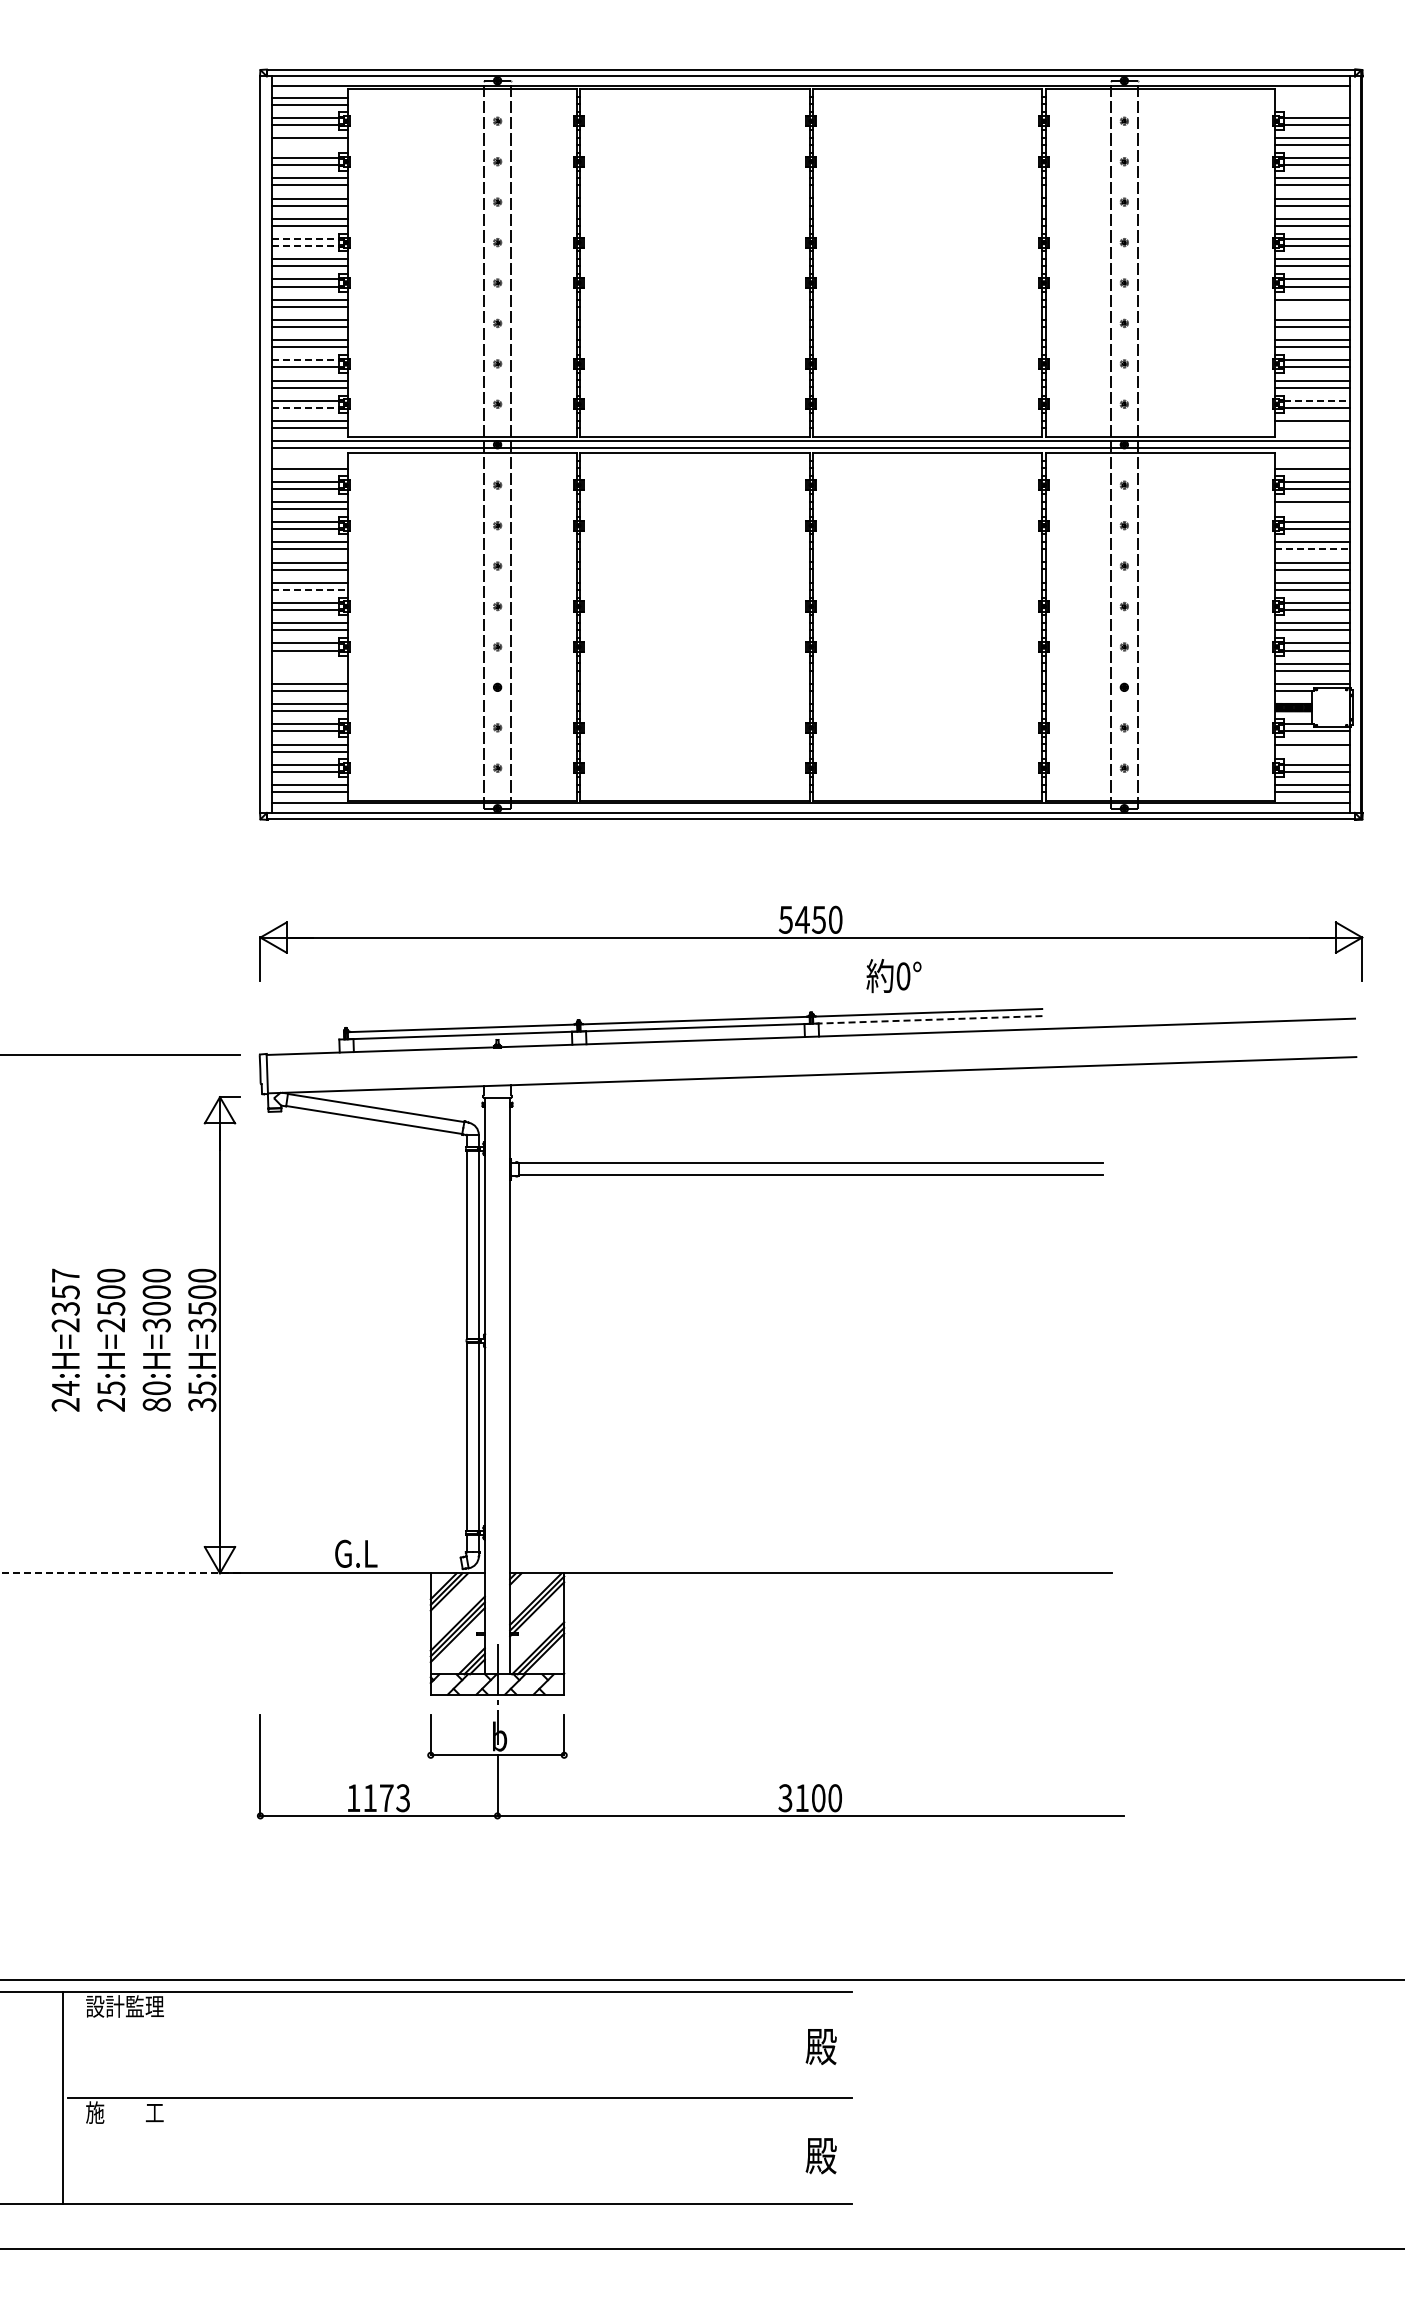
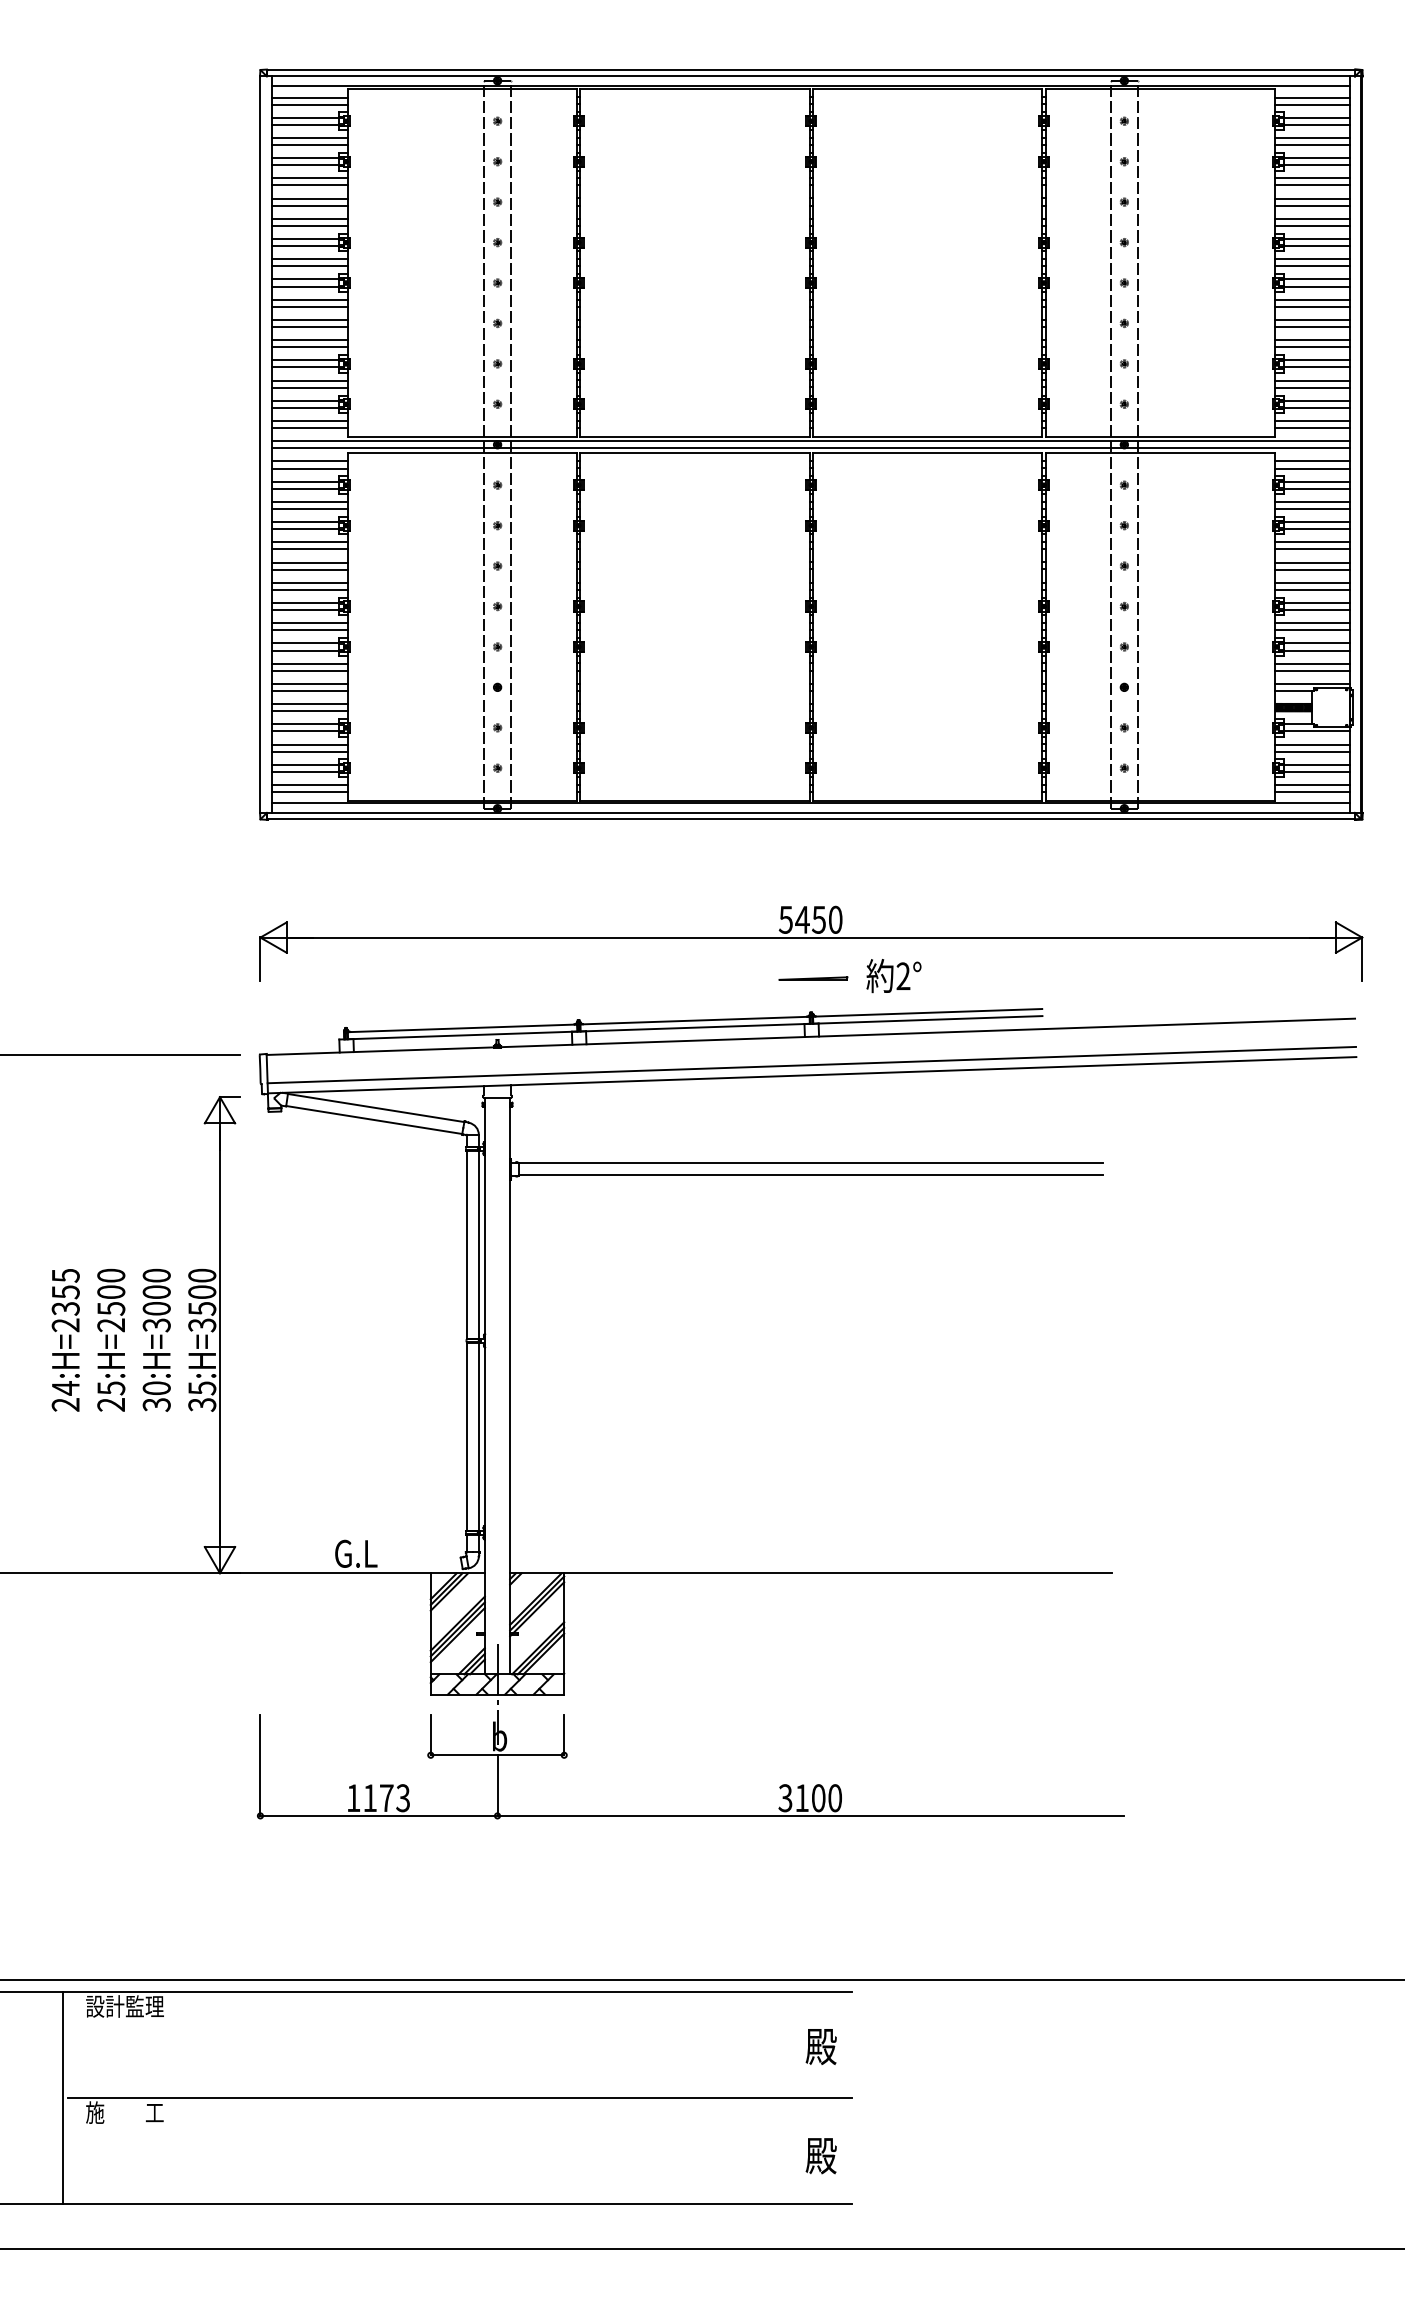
line: none -> present (1312, 97)
line: none -> present (1312, 104)
line: none -> present (309, 145)
line: dashed -> solid (305, 239)
line: dashed -> solid (305, 246)
line: none -> present (1312, 306)
line: dashed -> solid (305, 360)
line: dashed -> solid (1316, 400)
line: dashed -> solid (305, 407)
line: none -> present (1312, 428)
line: none -> present (309, 461)
line: none -> present (1312, 461)
line: none -> present (1312, 508)
line: dashed -> solid (1312, 549)
line: dashed -> solid (309, 589)
line: none -> present (309, 663)
line: none -> present (309, 670)
line: none -> present (1312, 751)
text: 0° -> 2° (903, 976)
line: none -> present (813, 978)
line: dashed -> solid (927, 1019)
line: none -> present (811, 1064)
text: 24:H=2357 -> 24:H=2355 (65, 1275)
text: 80:H=3000 -> 30:H=3000 (156, 1404)
line: dashed -> solid (119, 1573)
